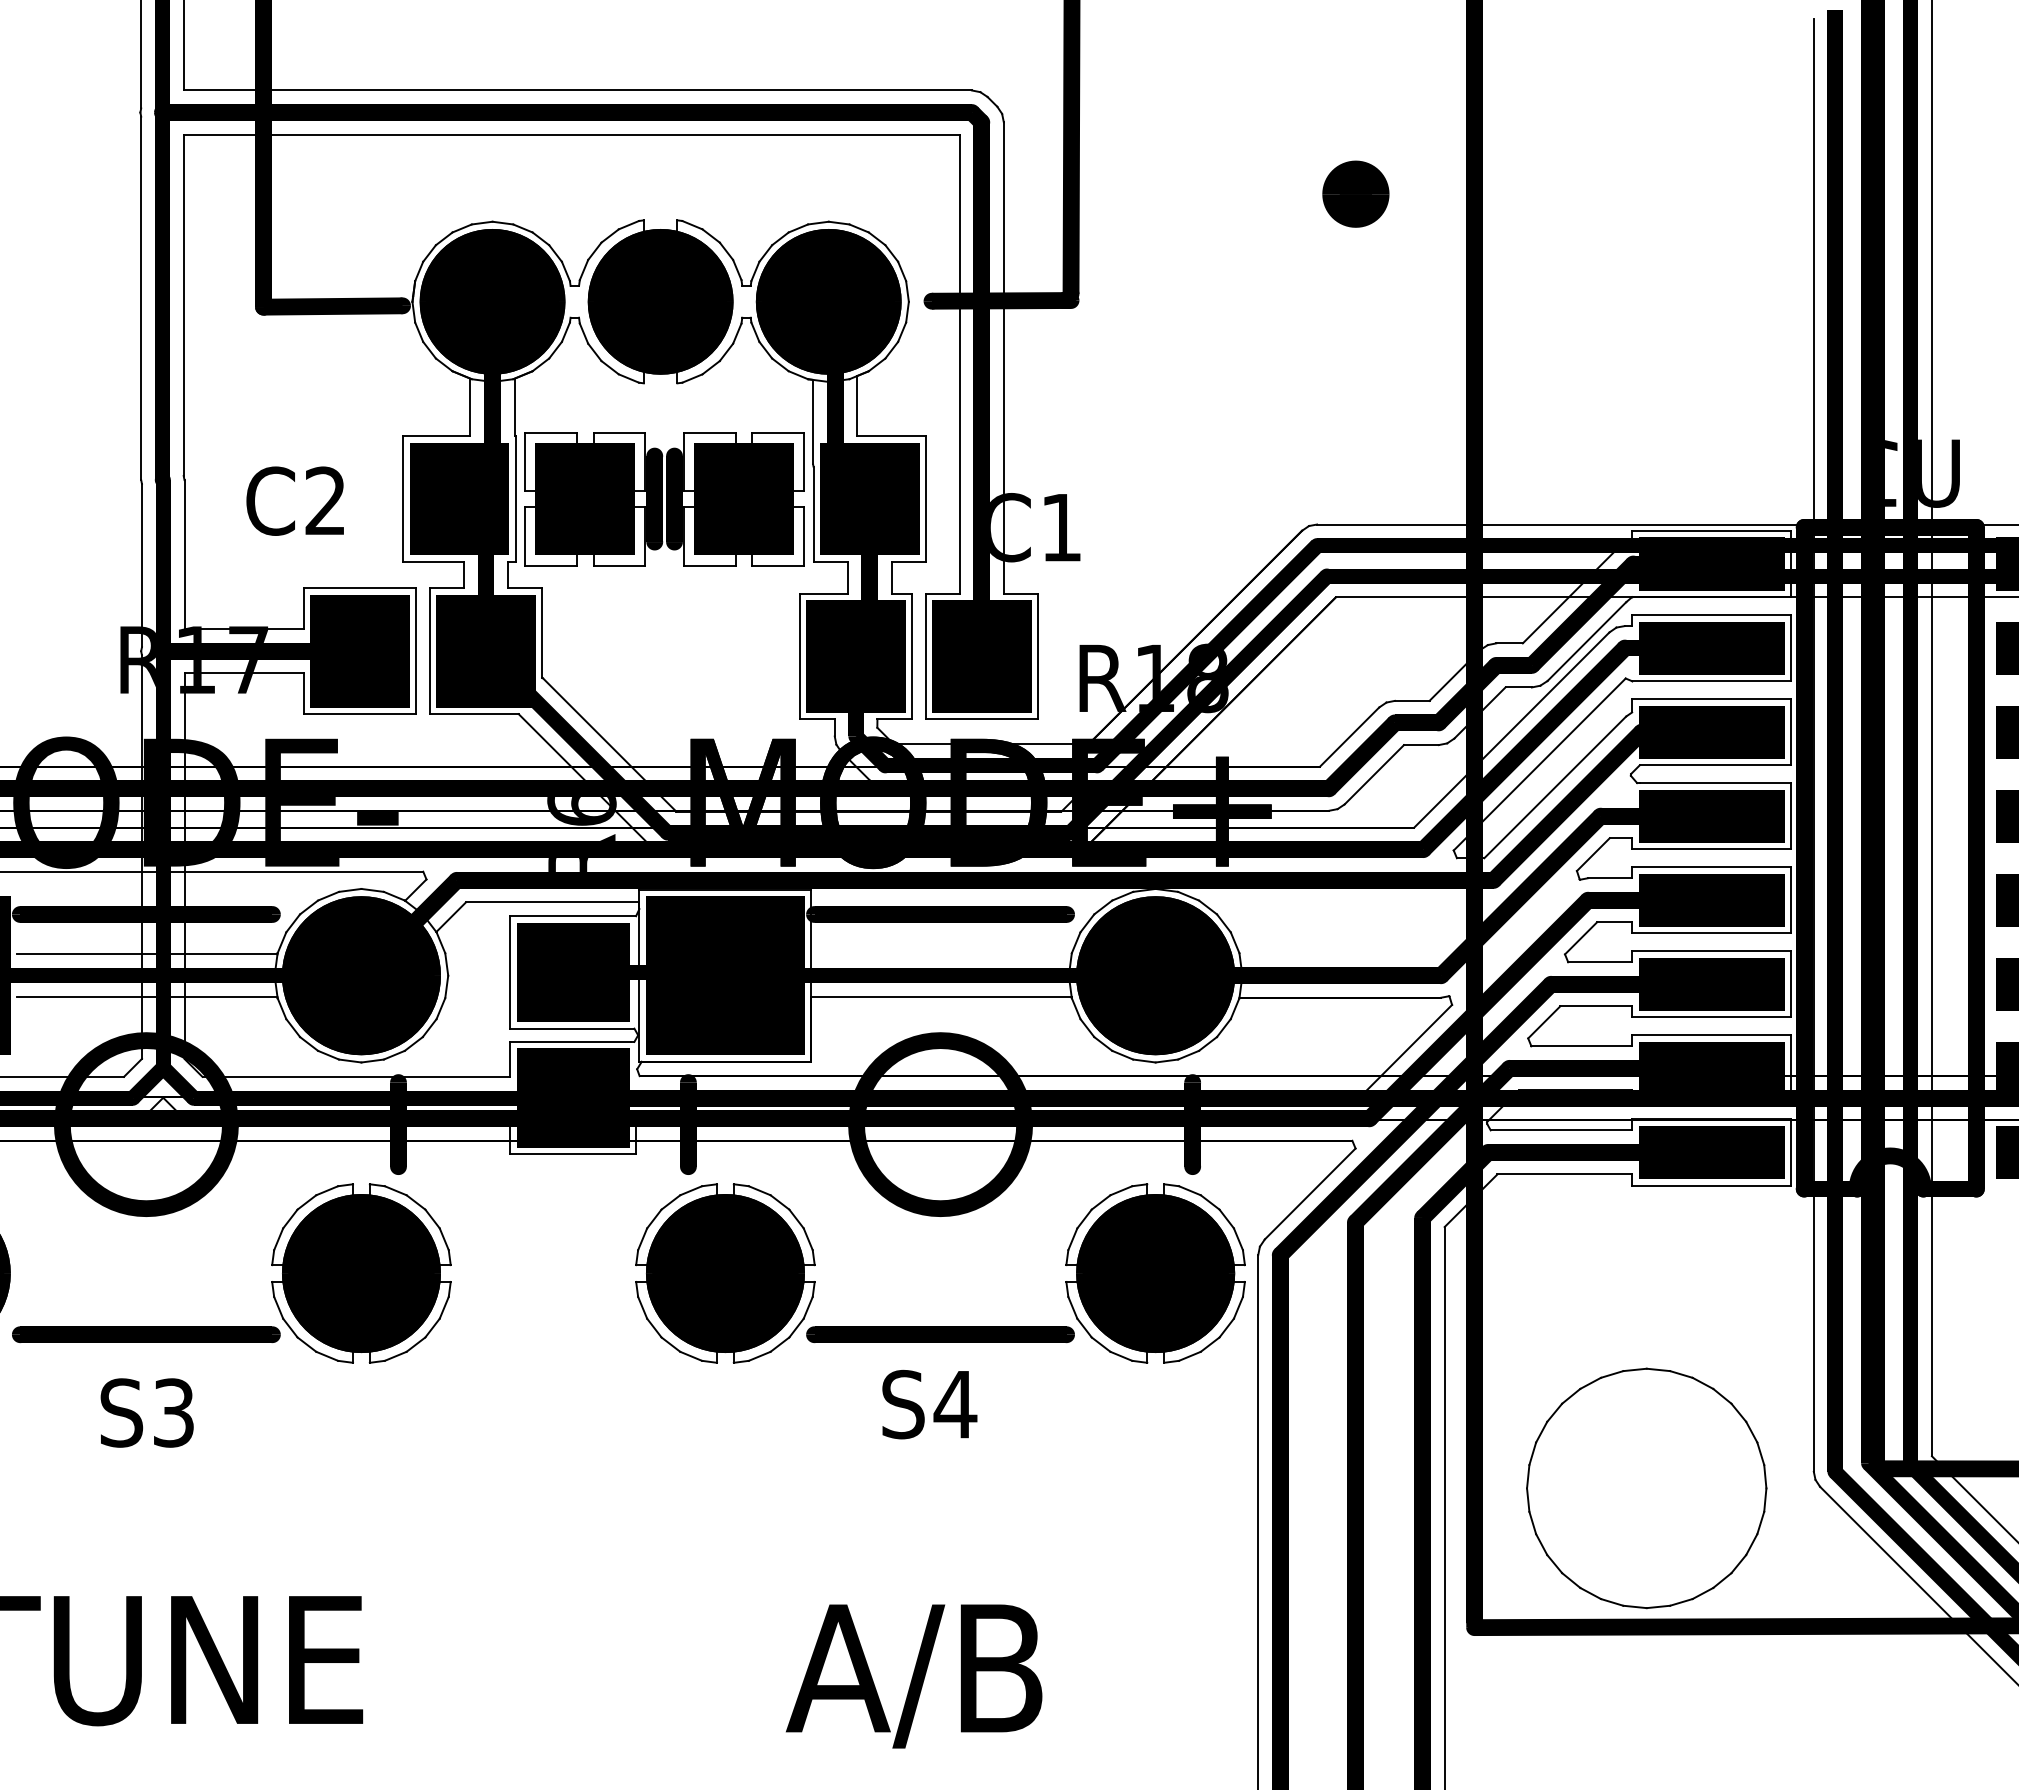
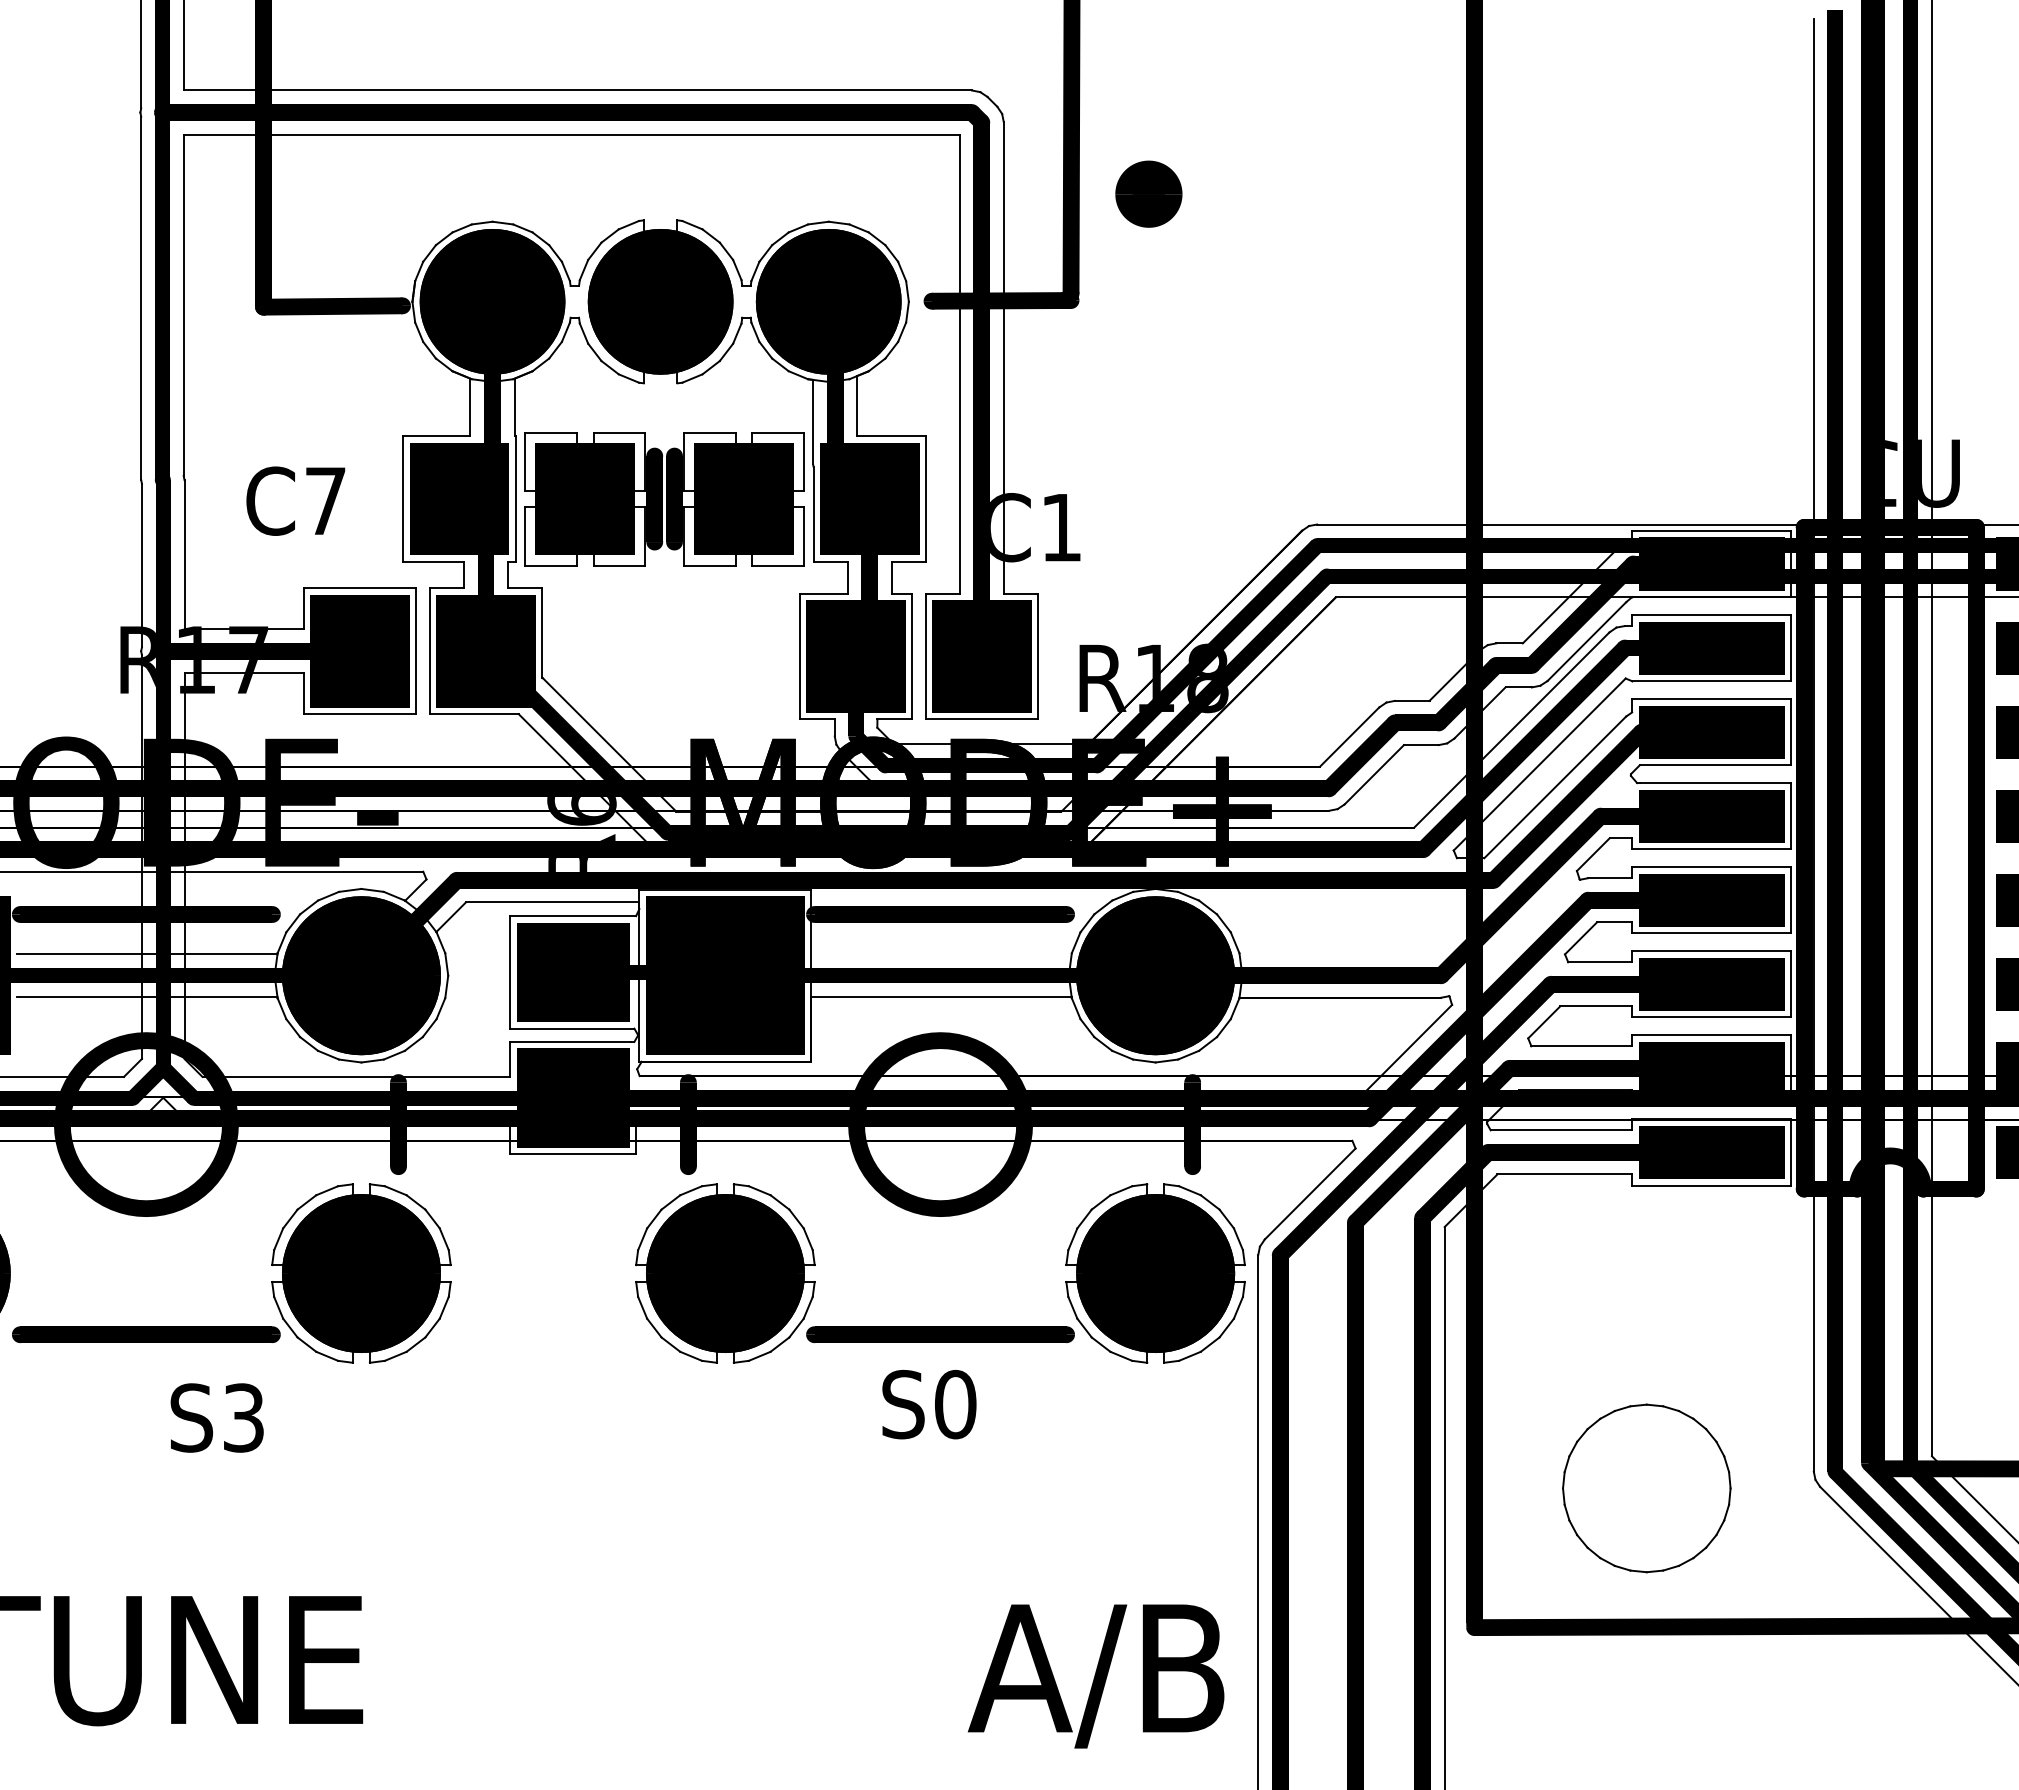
part position: (1355, 193) -> (1148, 193) (1148, 193)
text: C2 -> C7 (325, 500)
text: S4 -> S0 (955, 1404)
text position: (146, 1412) -> (216, 1417) (216, 1417)
part size: 242x243 px -> 170x171 px (1646, 1488)
text position: (914, 1676) -> (1096, 1676) (1096, 1676)
